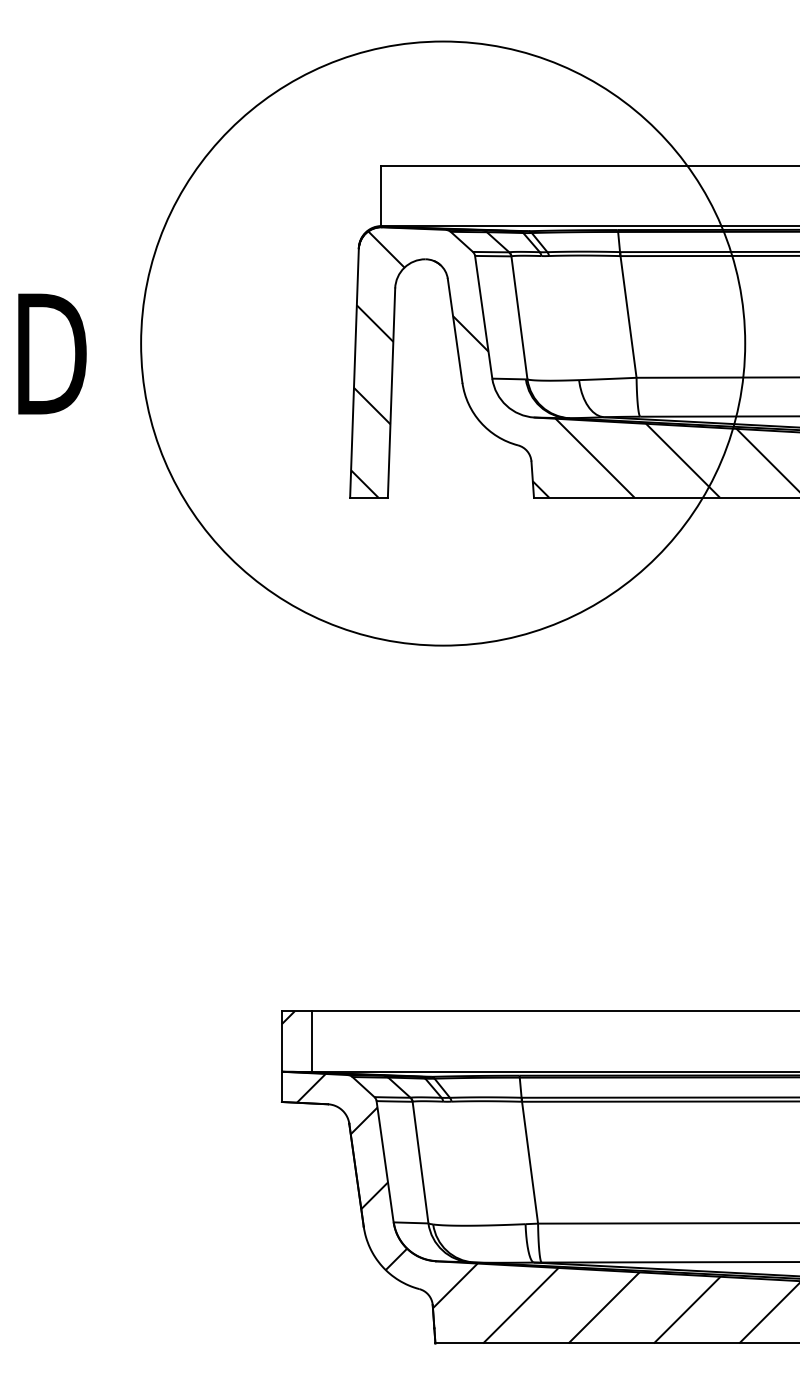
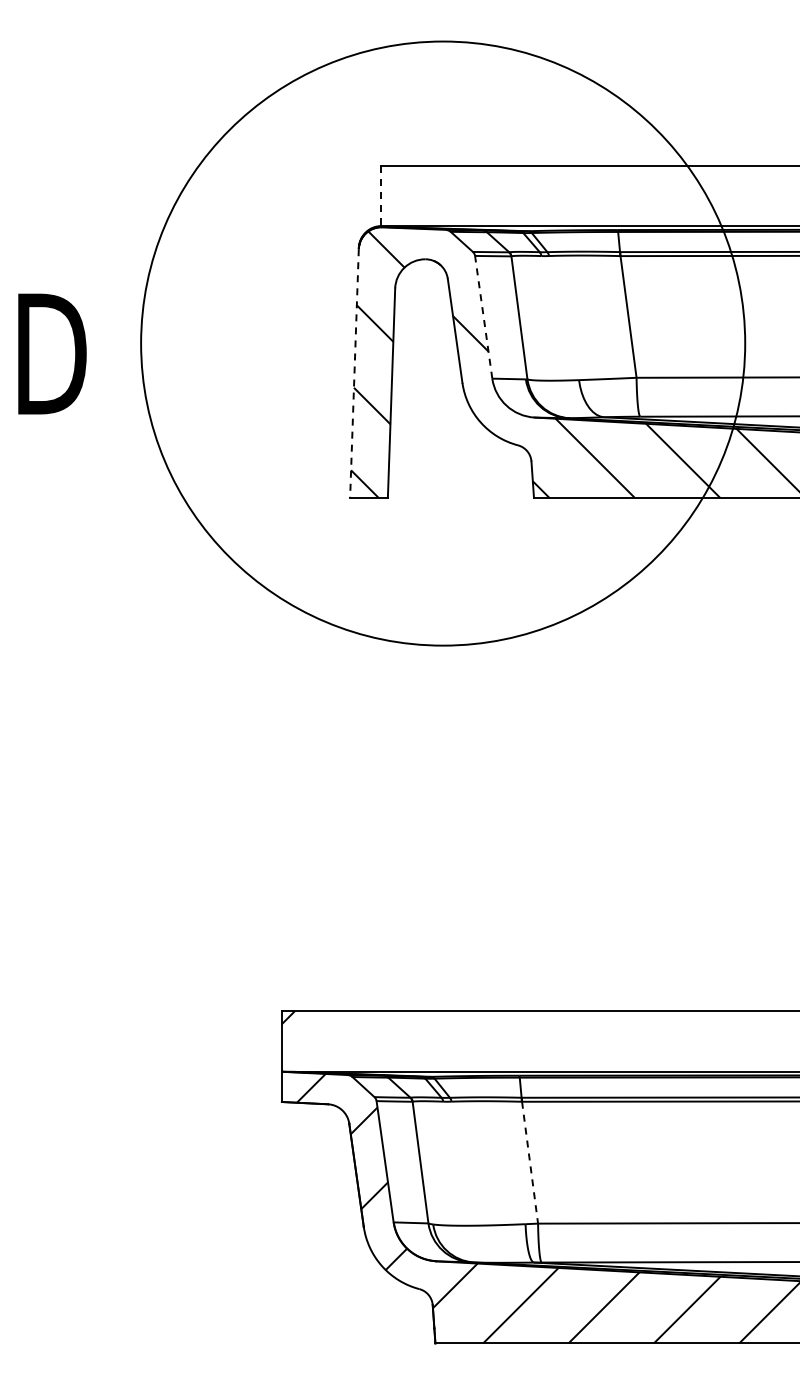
line: solid -> dashed (381, 196)
line: solid -> dashed (483, 317)
line: solid -> dashed (354, 373)
line: present -> none (312, 1042)
line: solid -> dashed (530, 1162)
